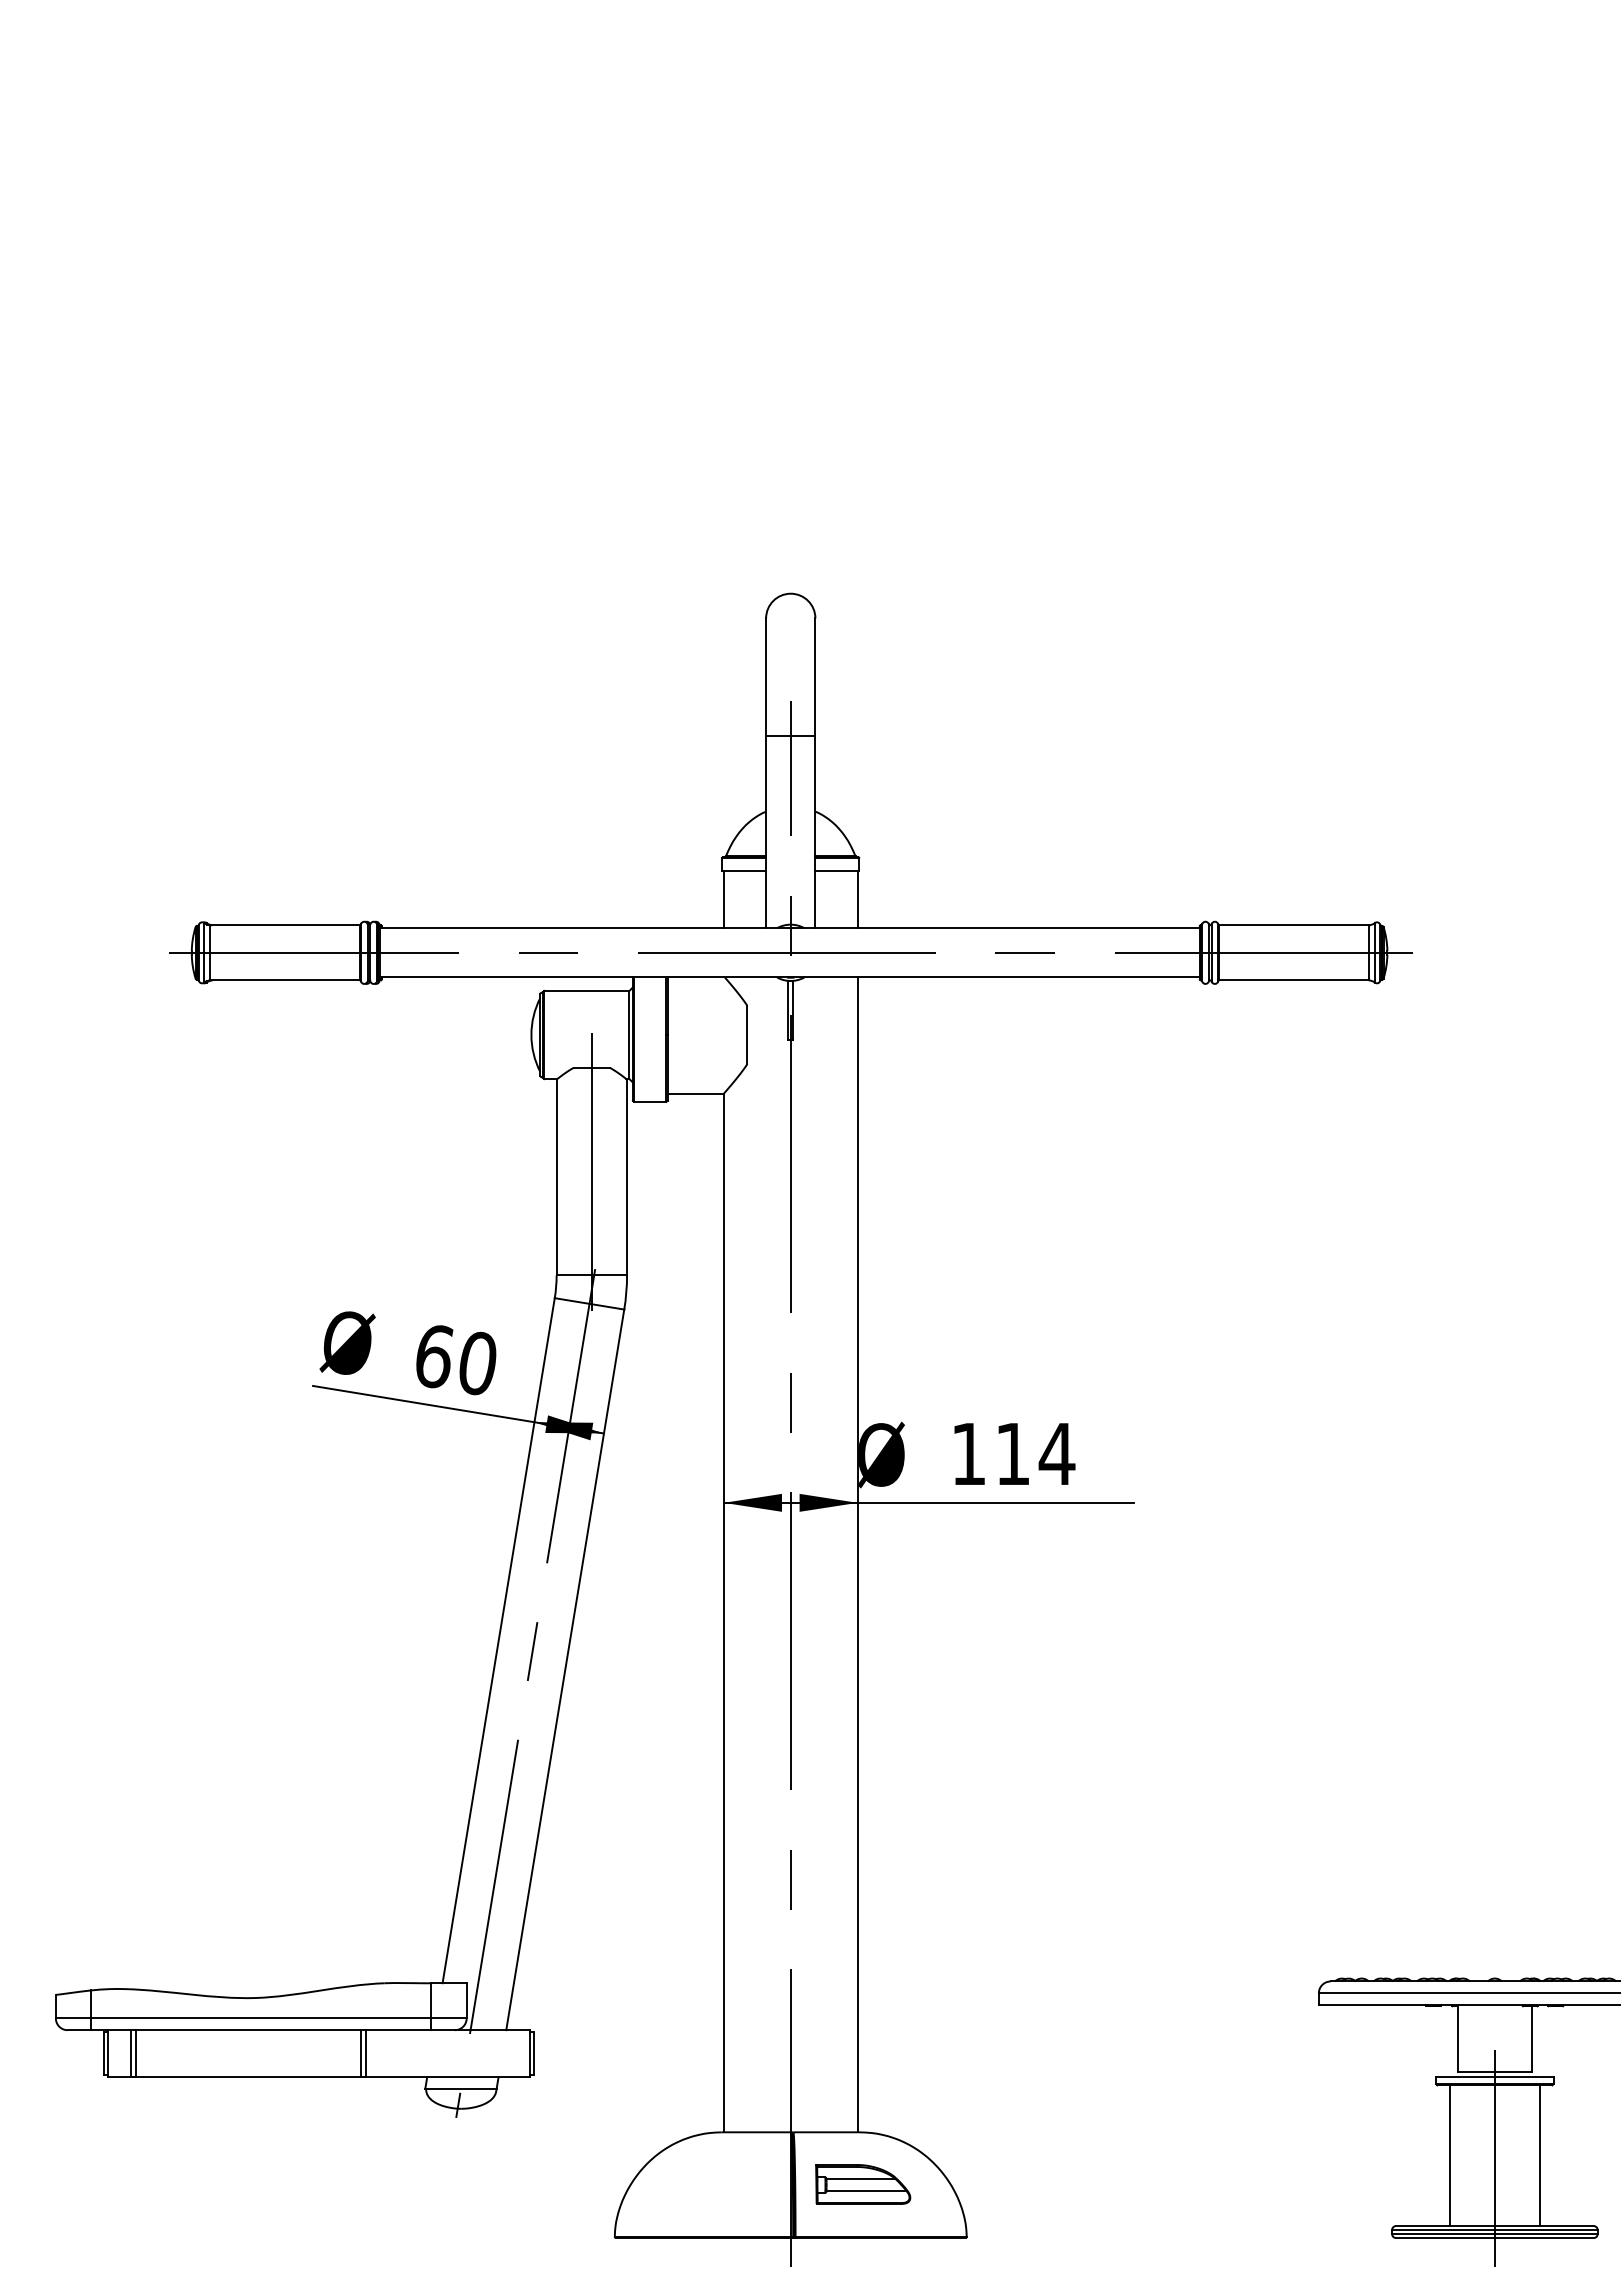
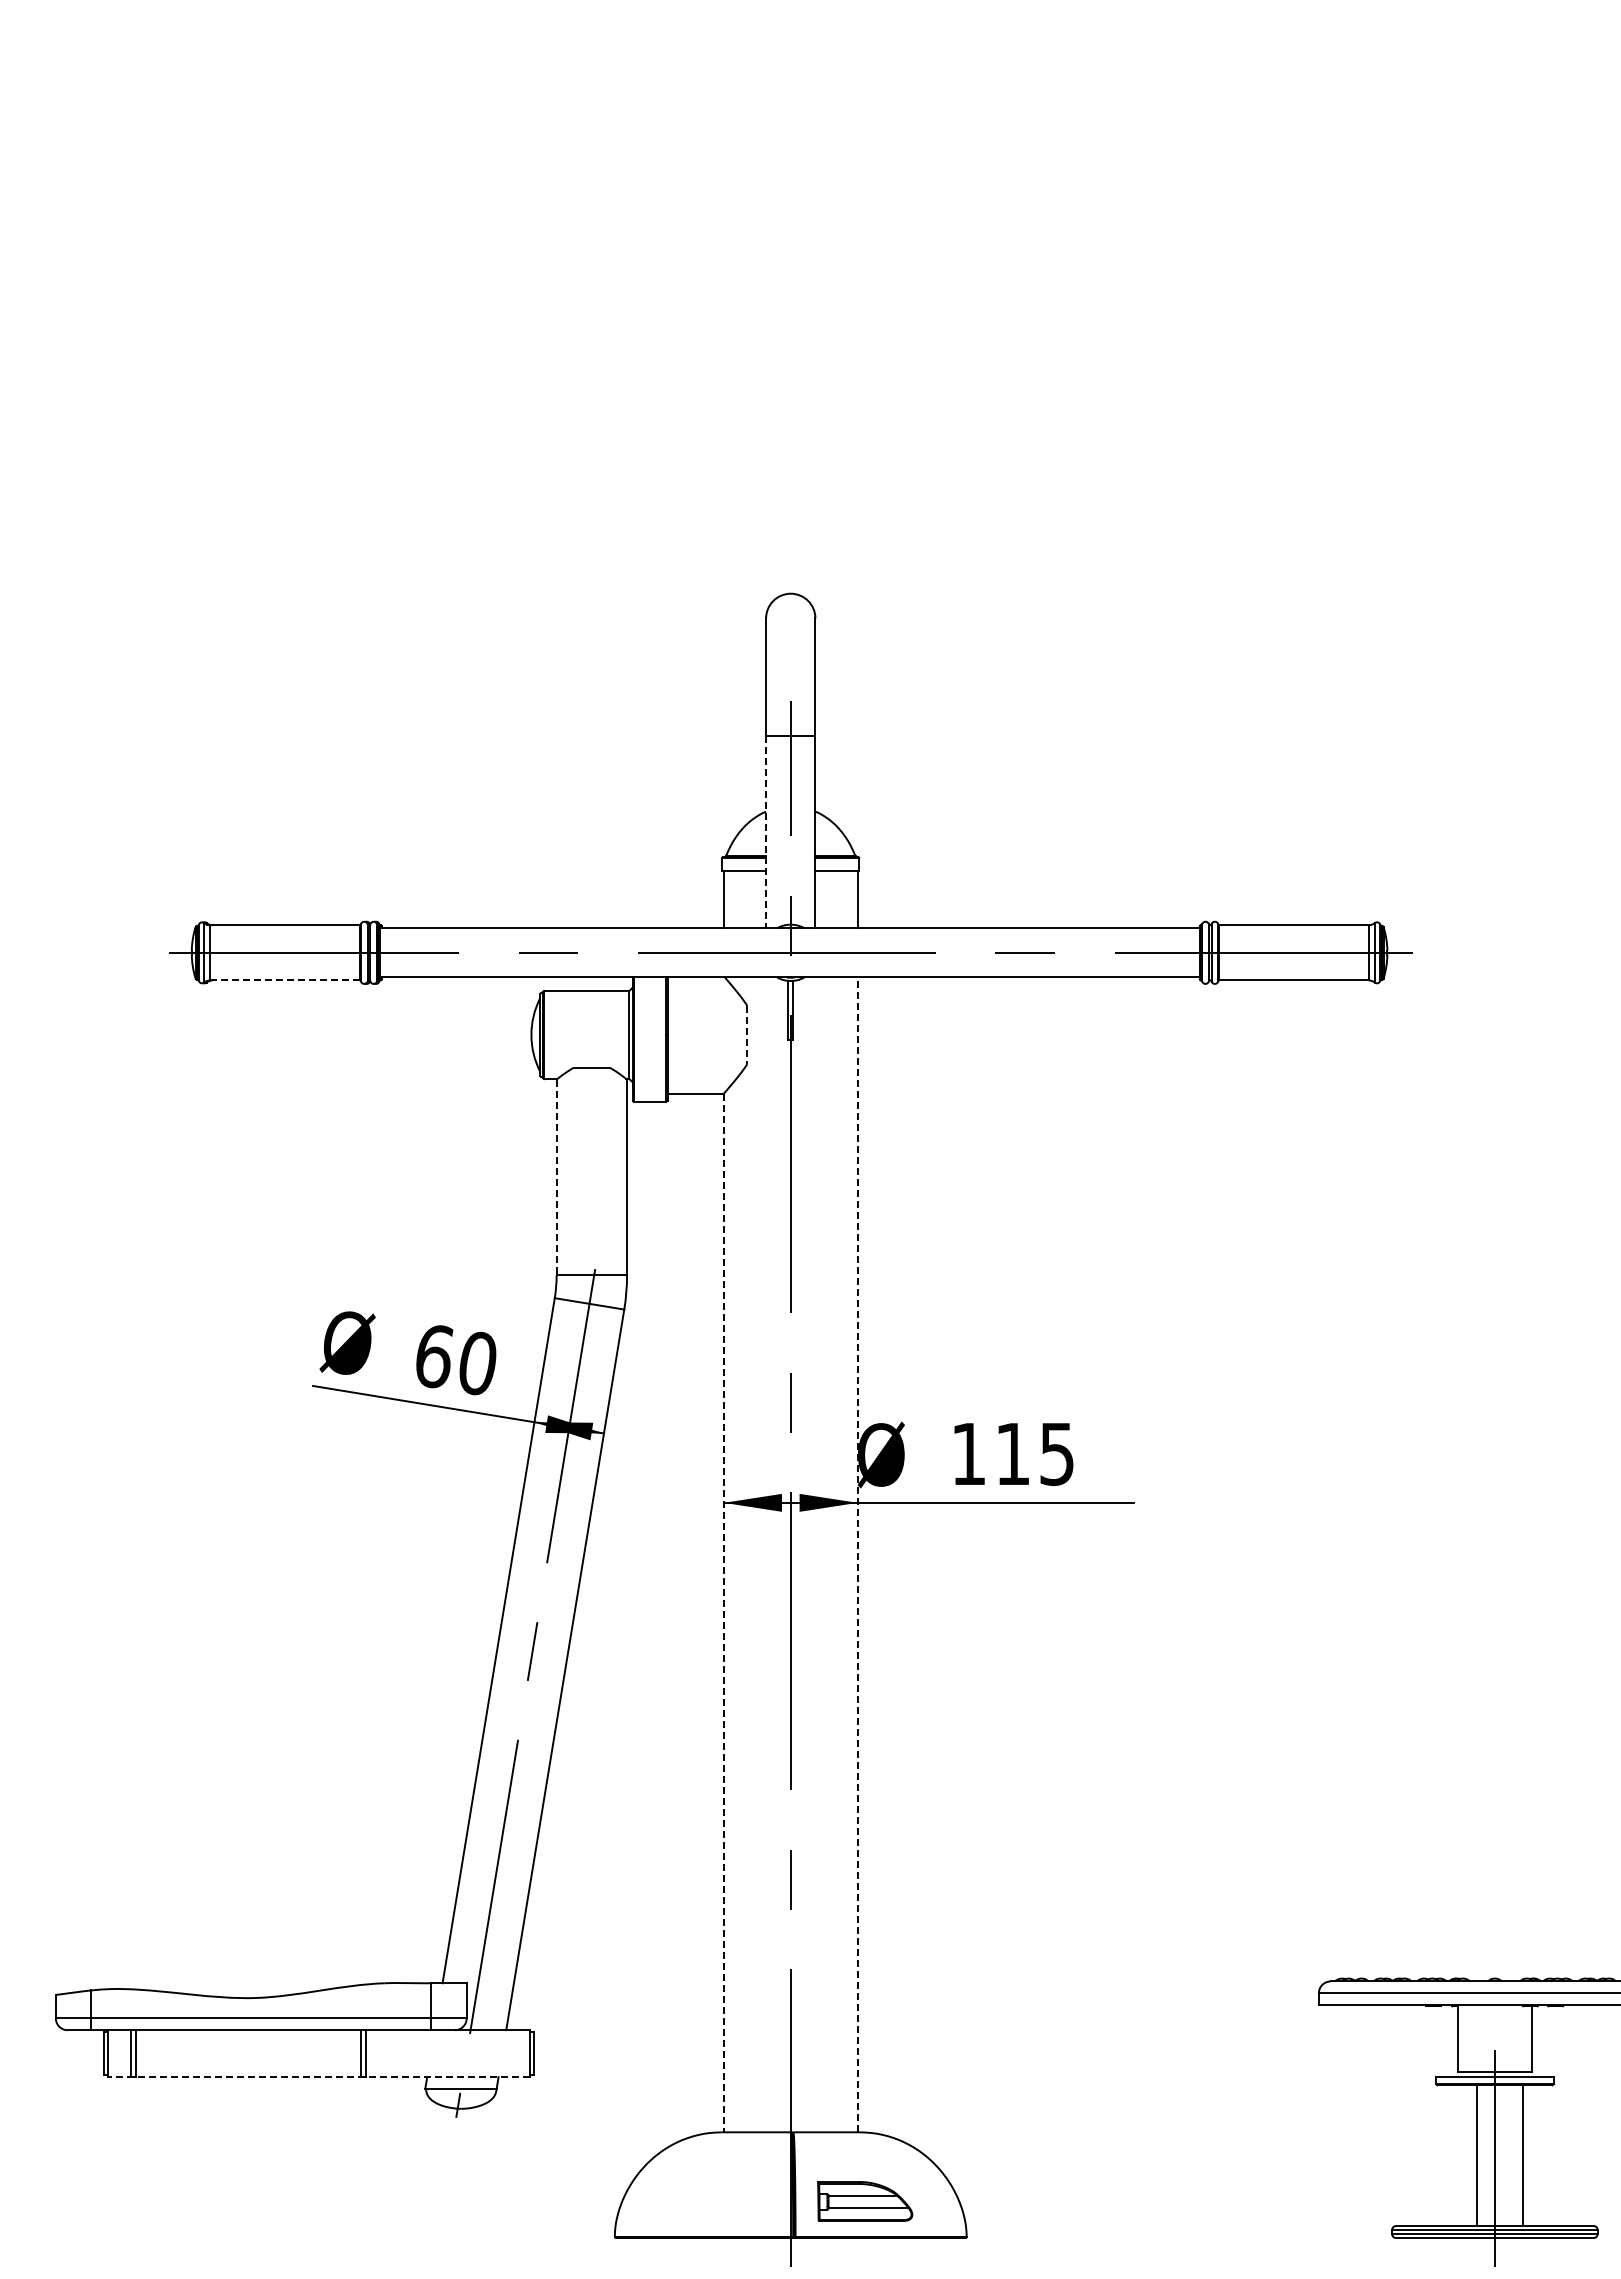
line: solid -> dashed (766, 832)
line: solid -> dashed (285, 980)
line: solid -> dashed (747, 1035)
line: present -> none (591, 1171)
line: solid -> dashed (556, 1177)
text: 114 -> 115 (1056, 1454)
line: solid -> dashed (857, 1554)
line: solid -> dashed (723, 1613)
line: solid -> dashed (318, 2077)
line position: (1450, 2155) -> (1477, 2155) (1477, 2155)
line position: (1539, 2155) -> (1522, 2155) (1522, 2155)
part position: (863, 2184) -> (865, 2201) (865, 2201)
